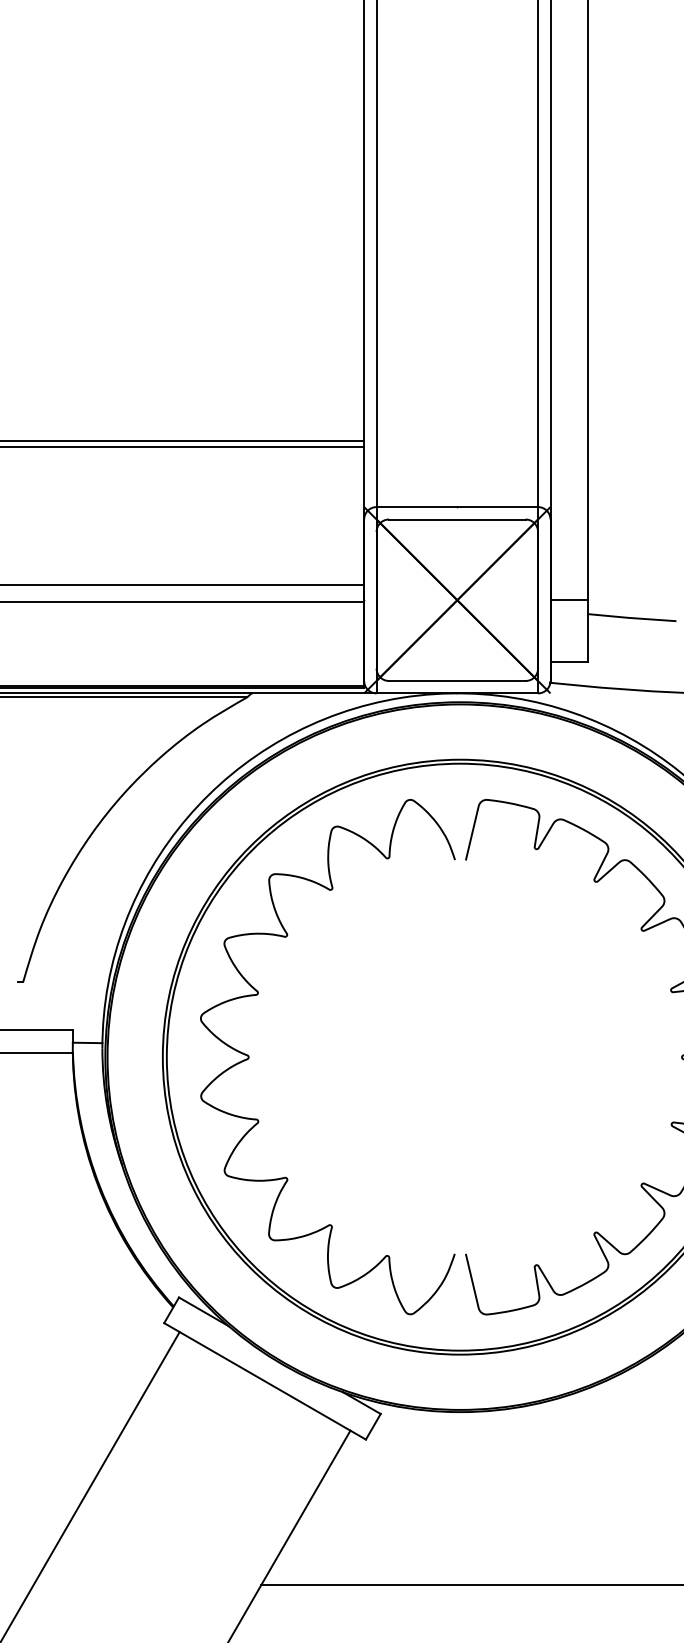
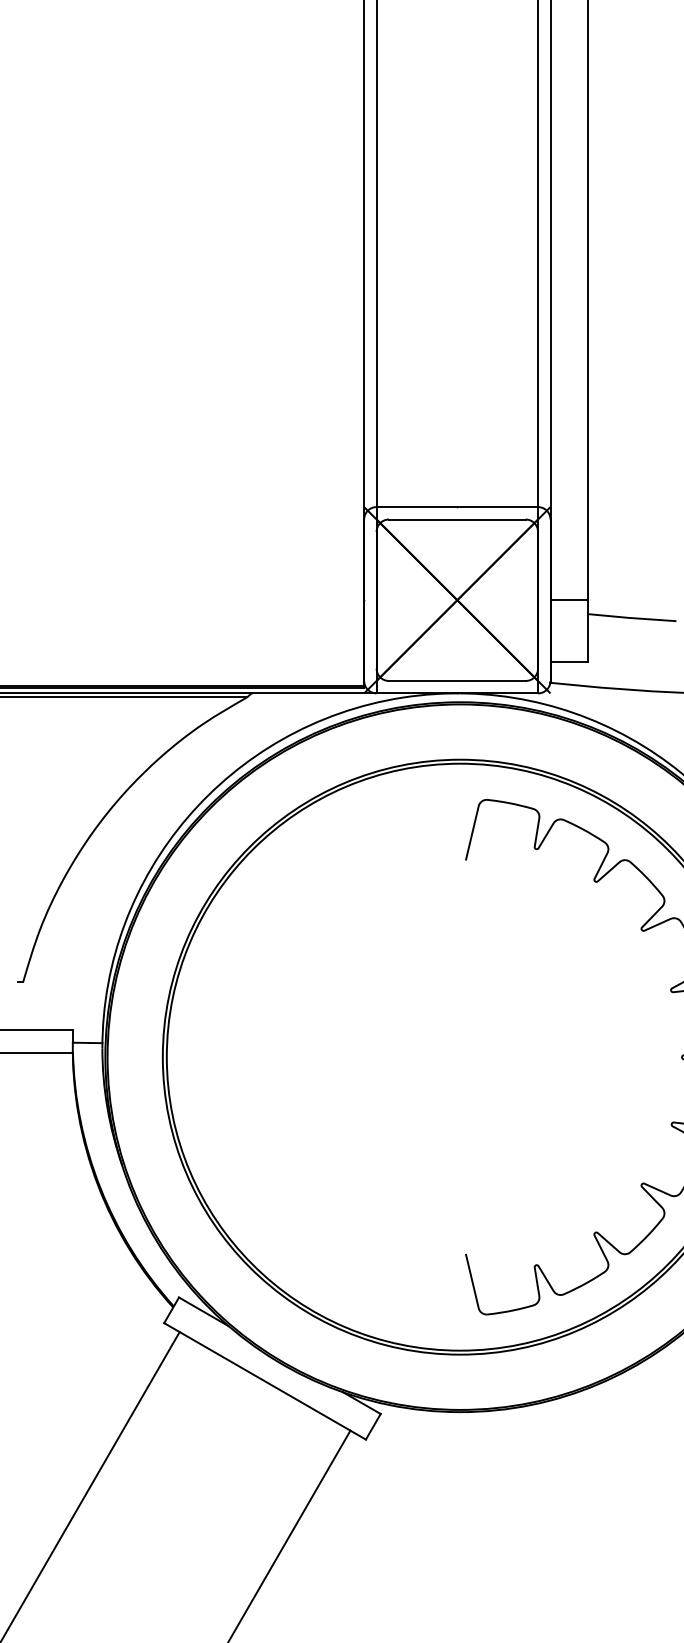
line: present -> none (183, 441)
line: present -> none (183, 447)
line: present -> none (183, 584)
line: present -> none (183, 601)
curve: present -> none (249, 1056)
line: present -> none (470, 1584)
